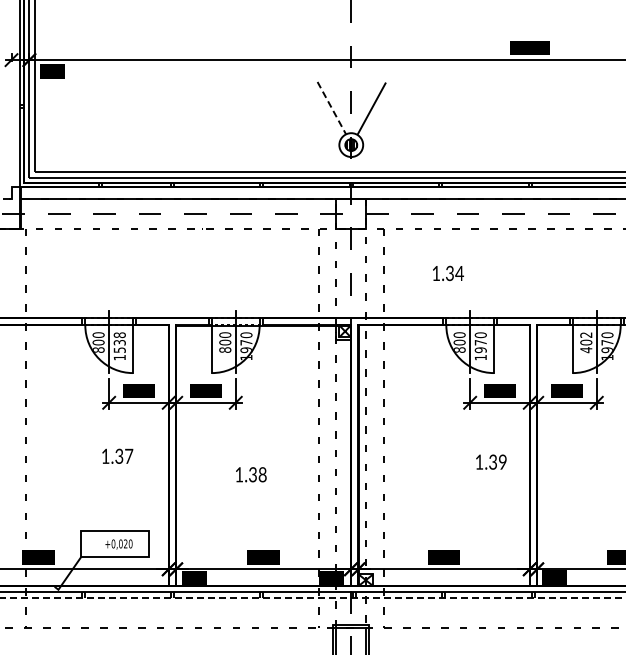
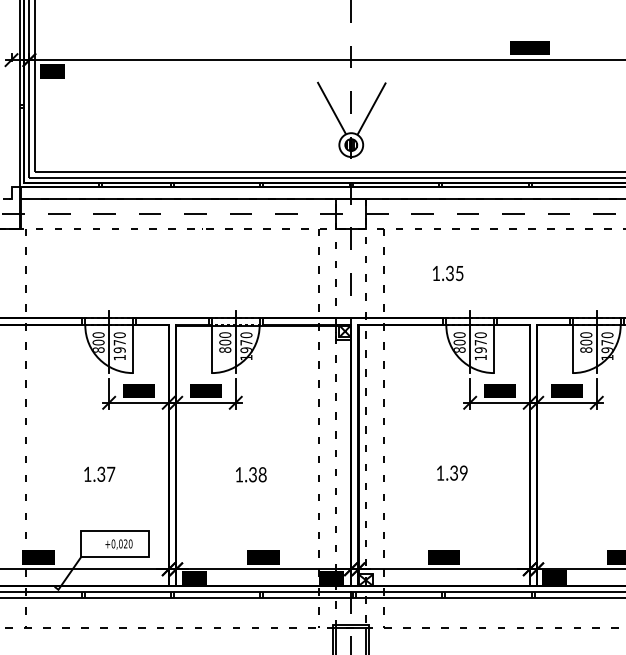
line: dashed -> solid (331, 108)
text: 1.34 -> 1.35 (459, 273)
text: 1538 -> 1970 (119, 342)
text: 402 -> 800 (586, 342)
text position: (117, 455) -> (99, 473) (99, 473)
text position: (491, 461) -> (452, 472) (452, 472)
line: dashed -> solid (313, 598)
